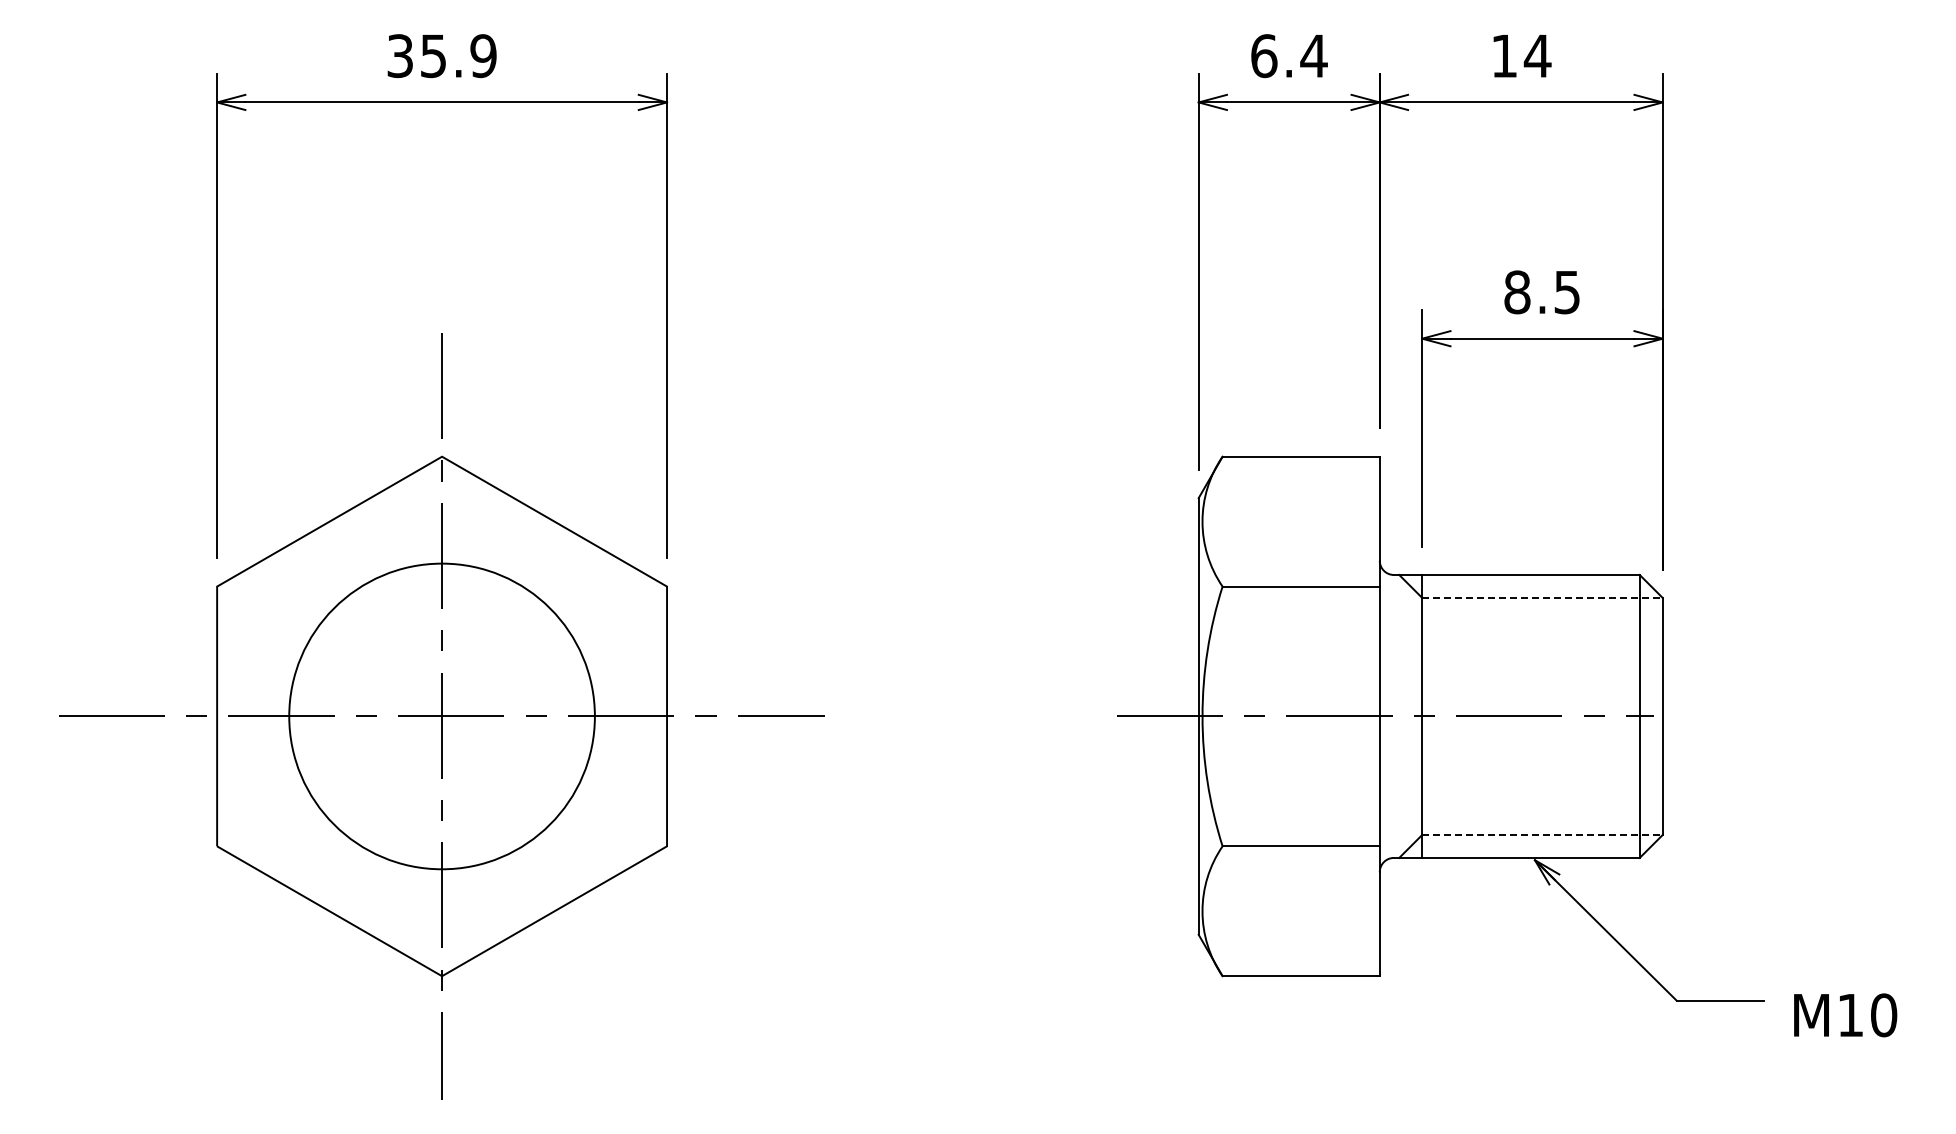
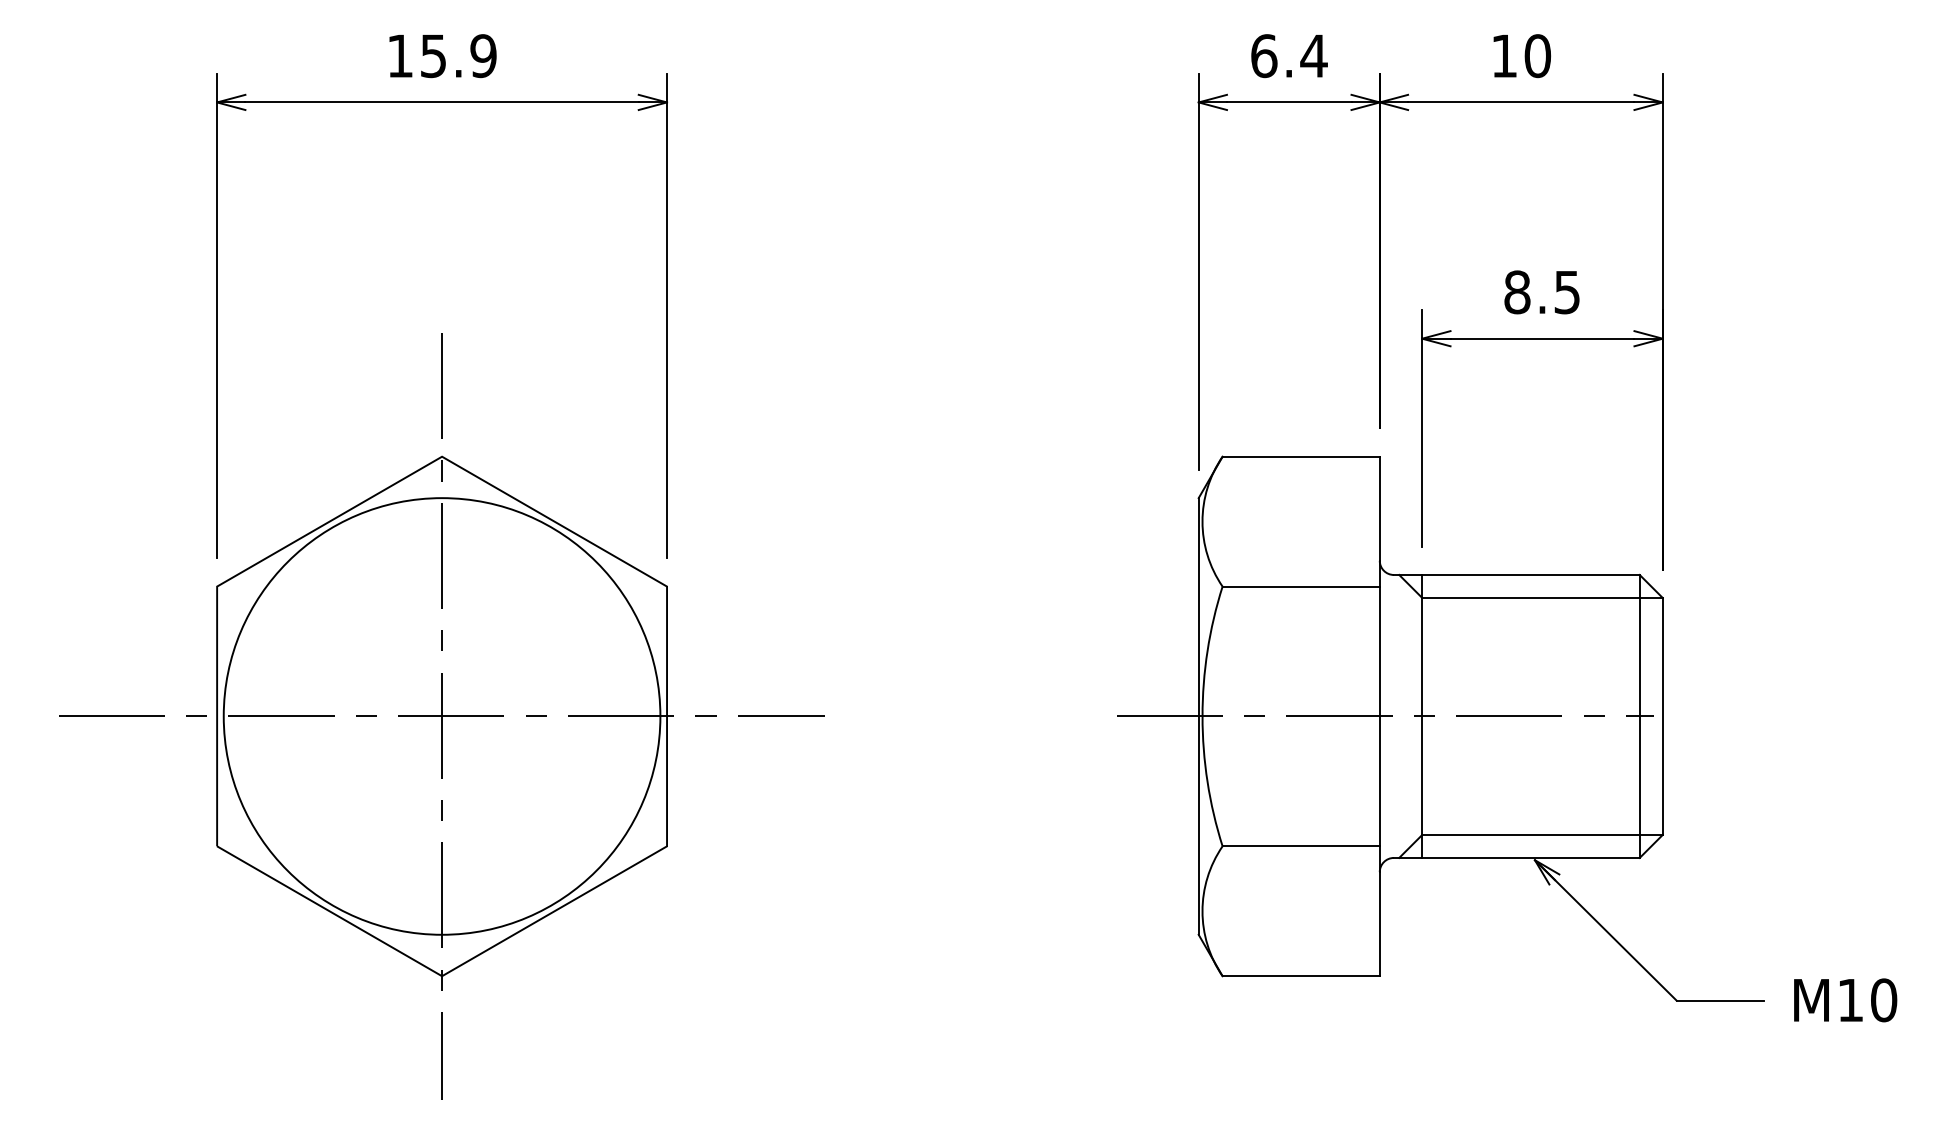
text: 35.9 -> 15.9 (399, 56)
text: 14 -> 10 (1537, 56)
line: dashed -> solid (1542, 597)
circle diameter: 306 px -> 437 px (441, 716)
line: dashed -> solid (1542, 834)
text position: (1845, 1015) -> (1845, 1000) (1845, 1000)
